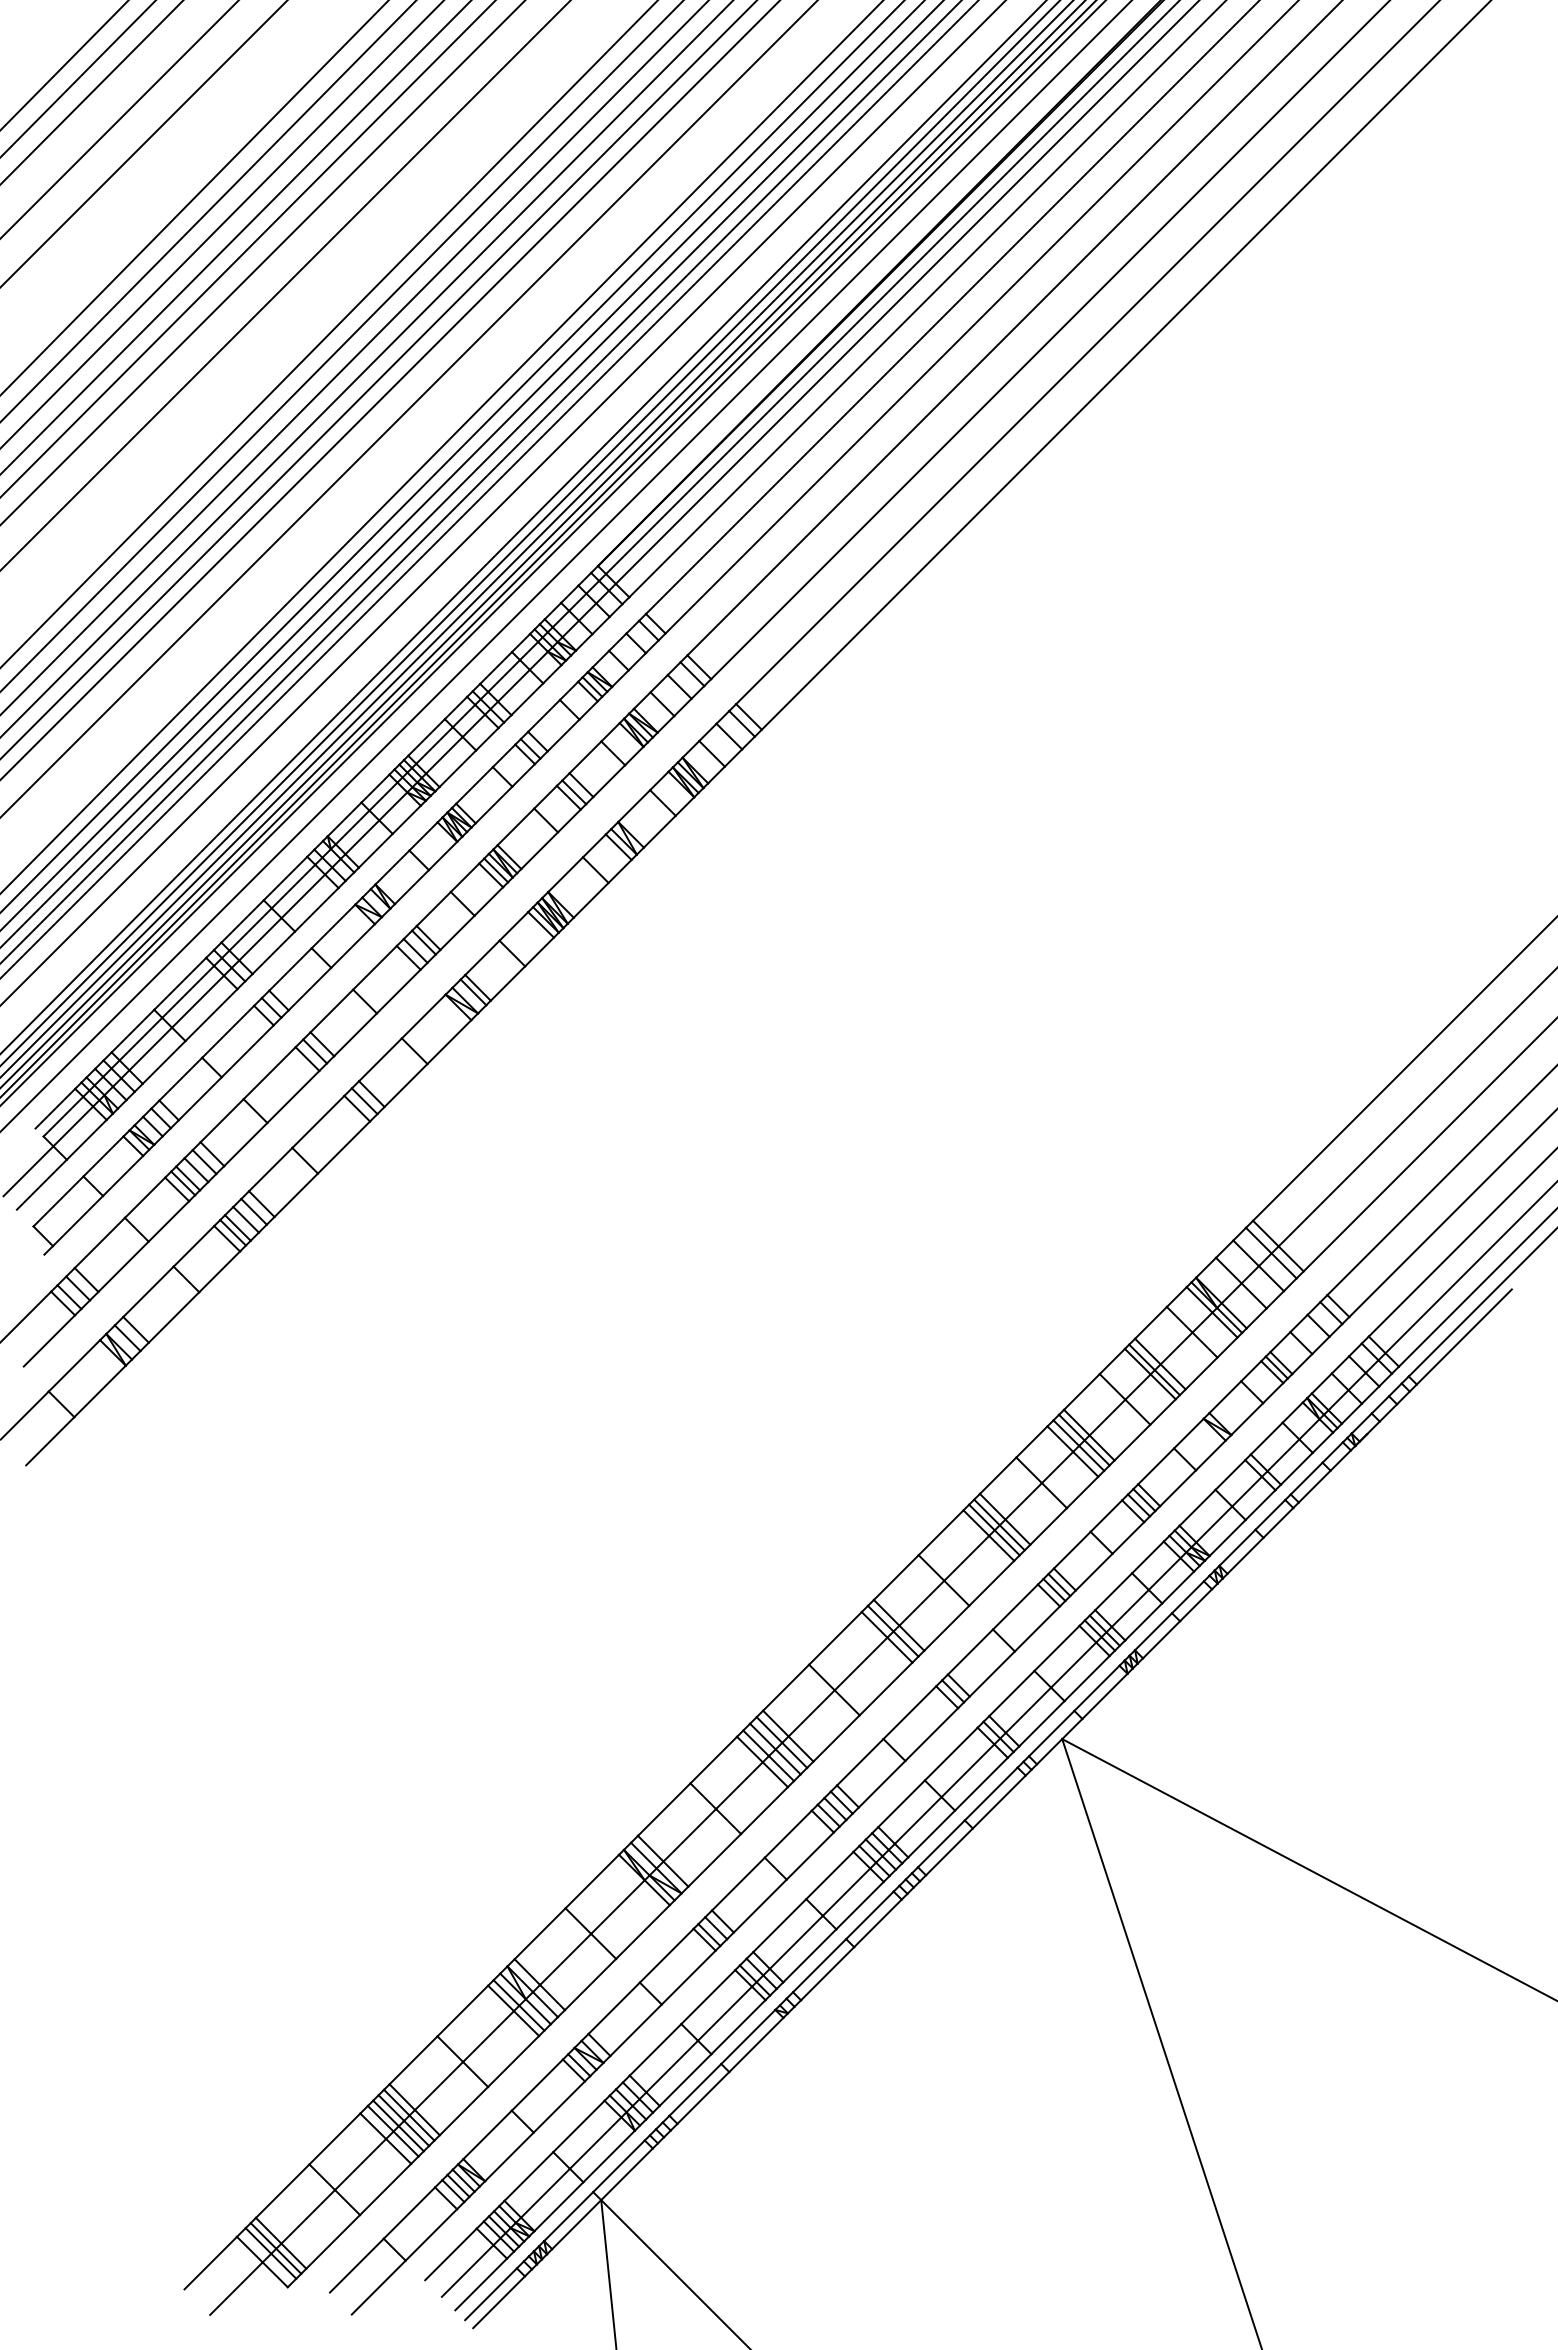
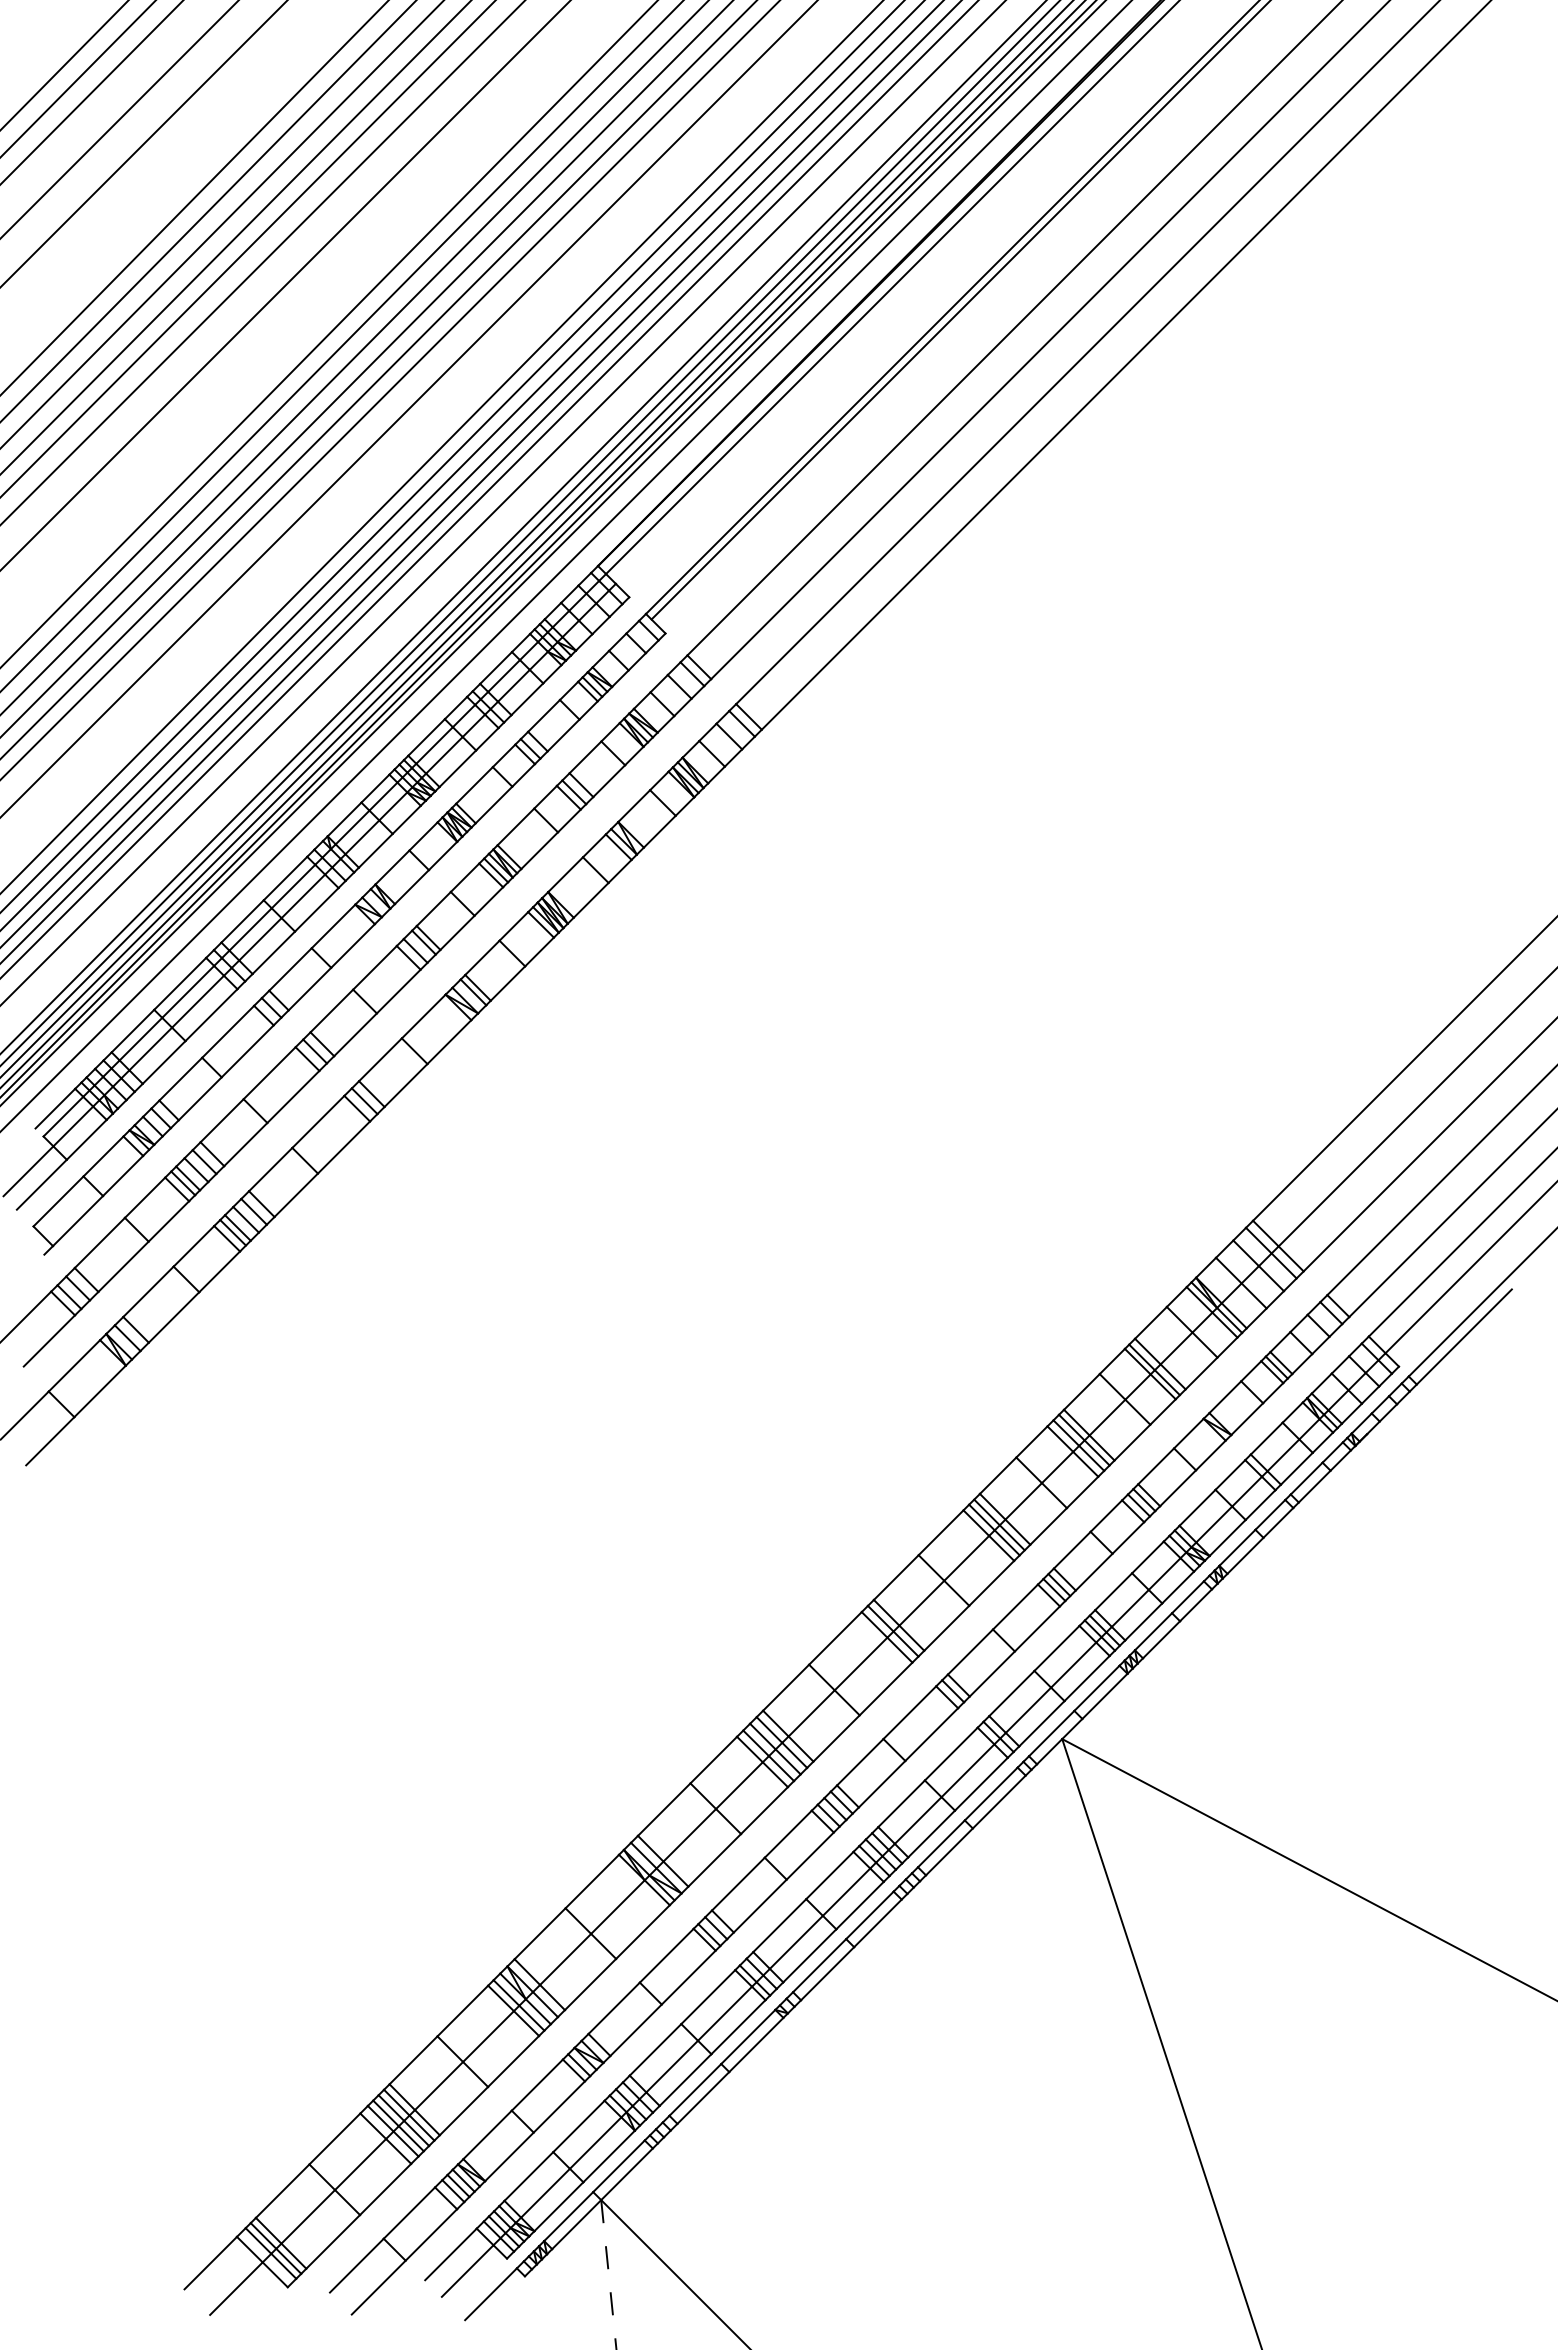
line: present -> none (906, 292)
line: present -> none (926, 299)
line position: (980, 317) -> (959, 310) (959, 310)
line: present -> none (1476, 1288)
line: solid -> dashed (608, 2274)
line: present -> none (481, 2284)
line: present -> none (498, 2302)
